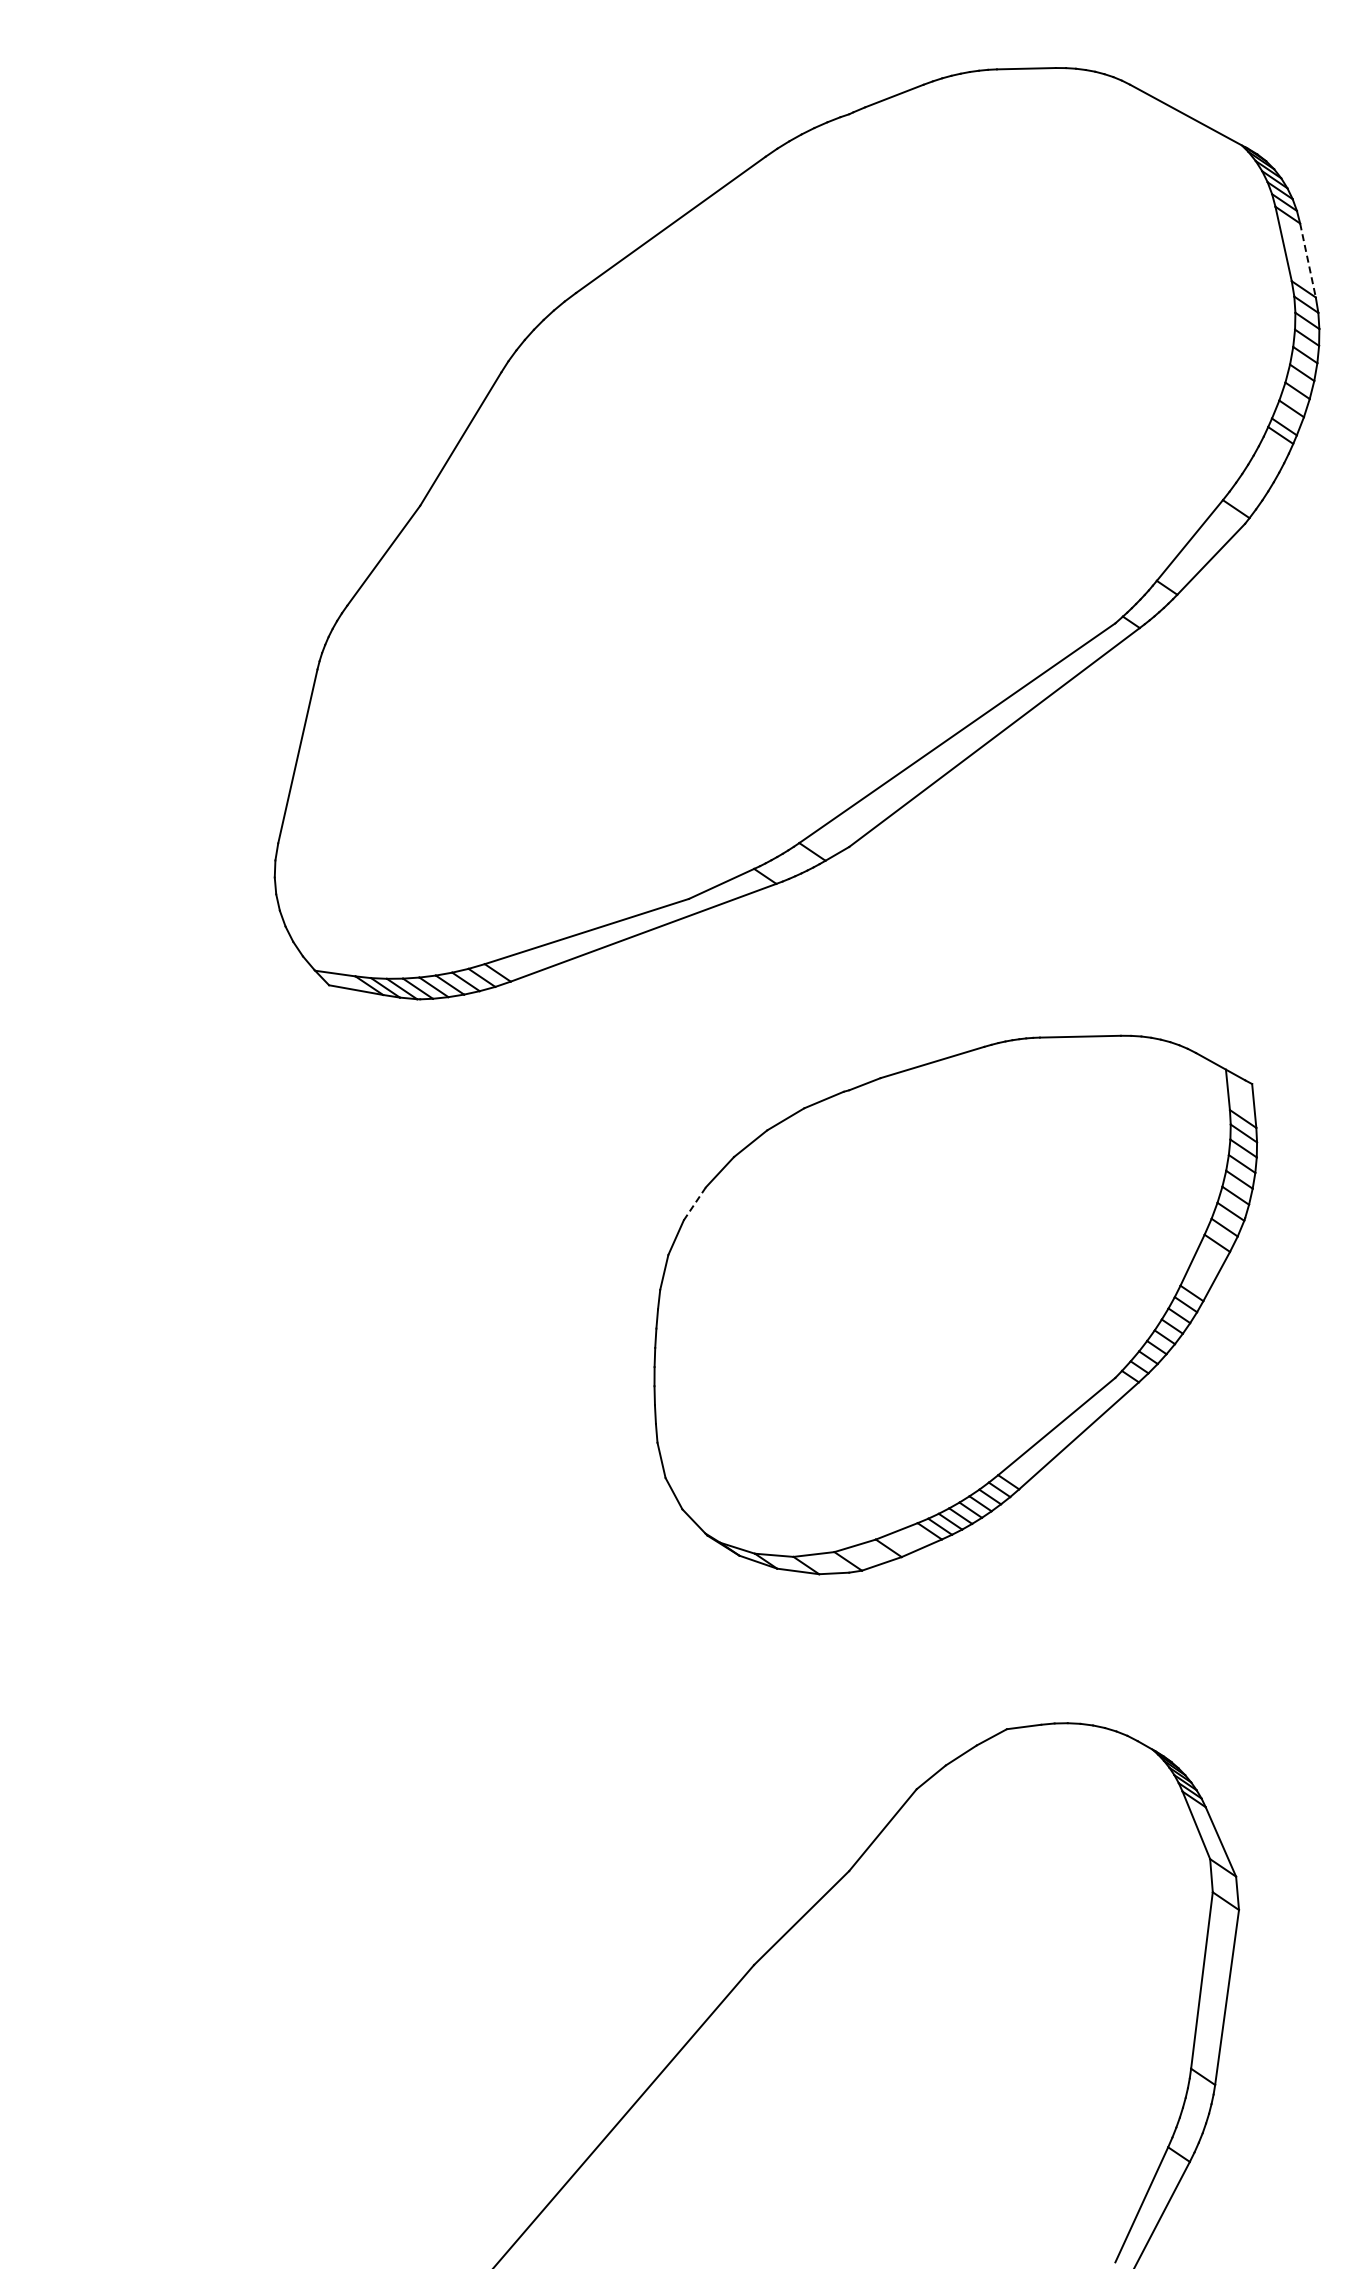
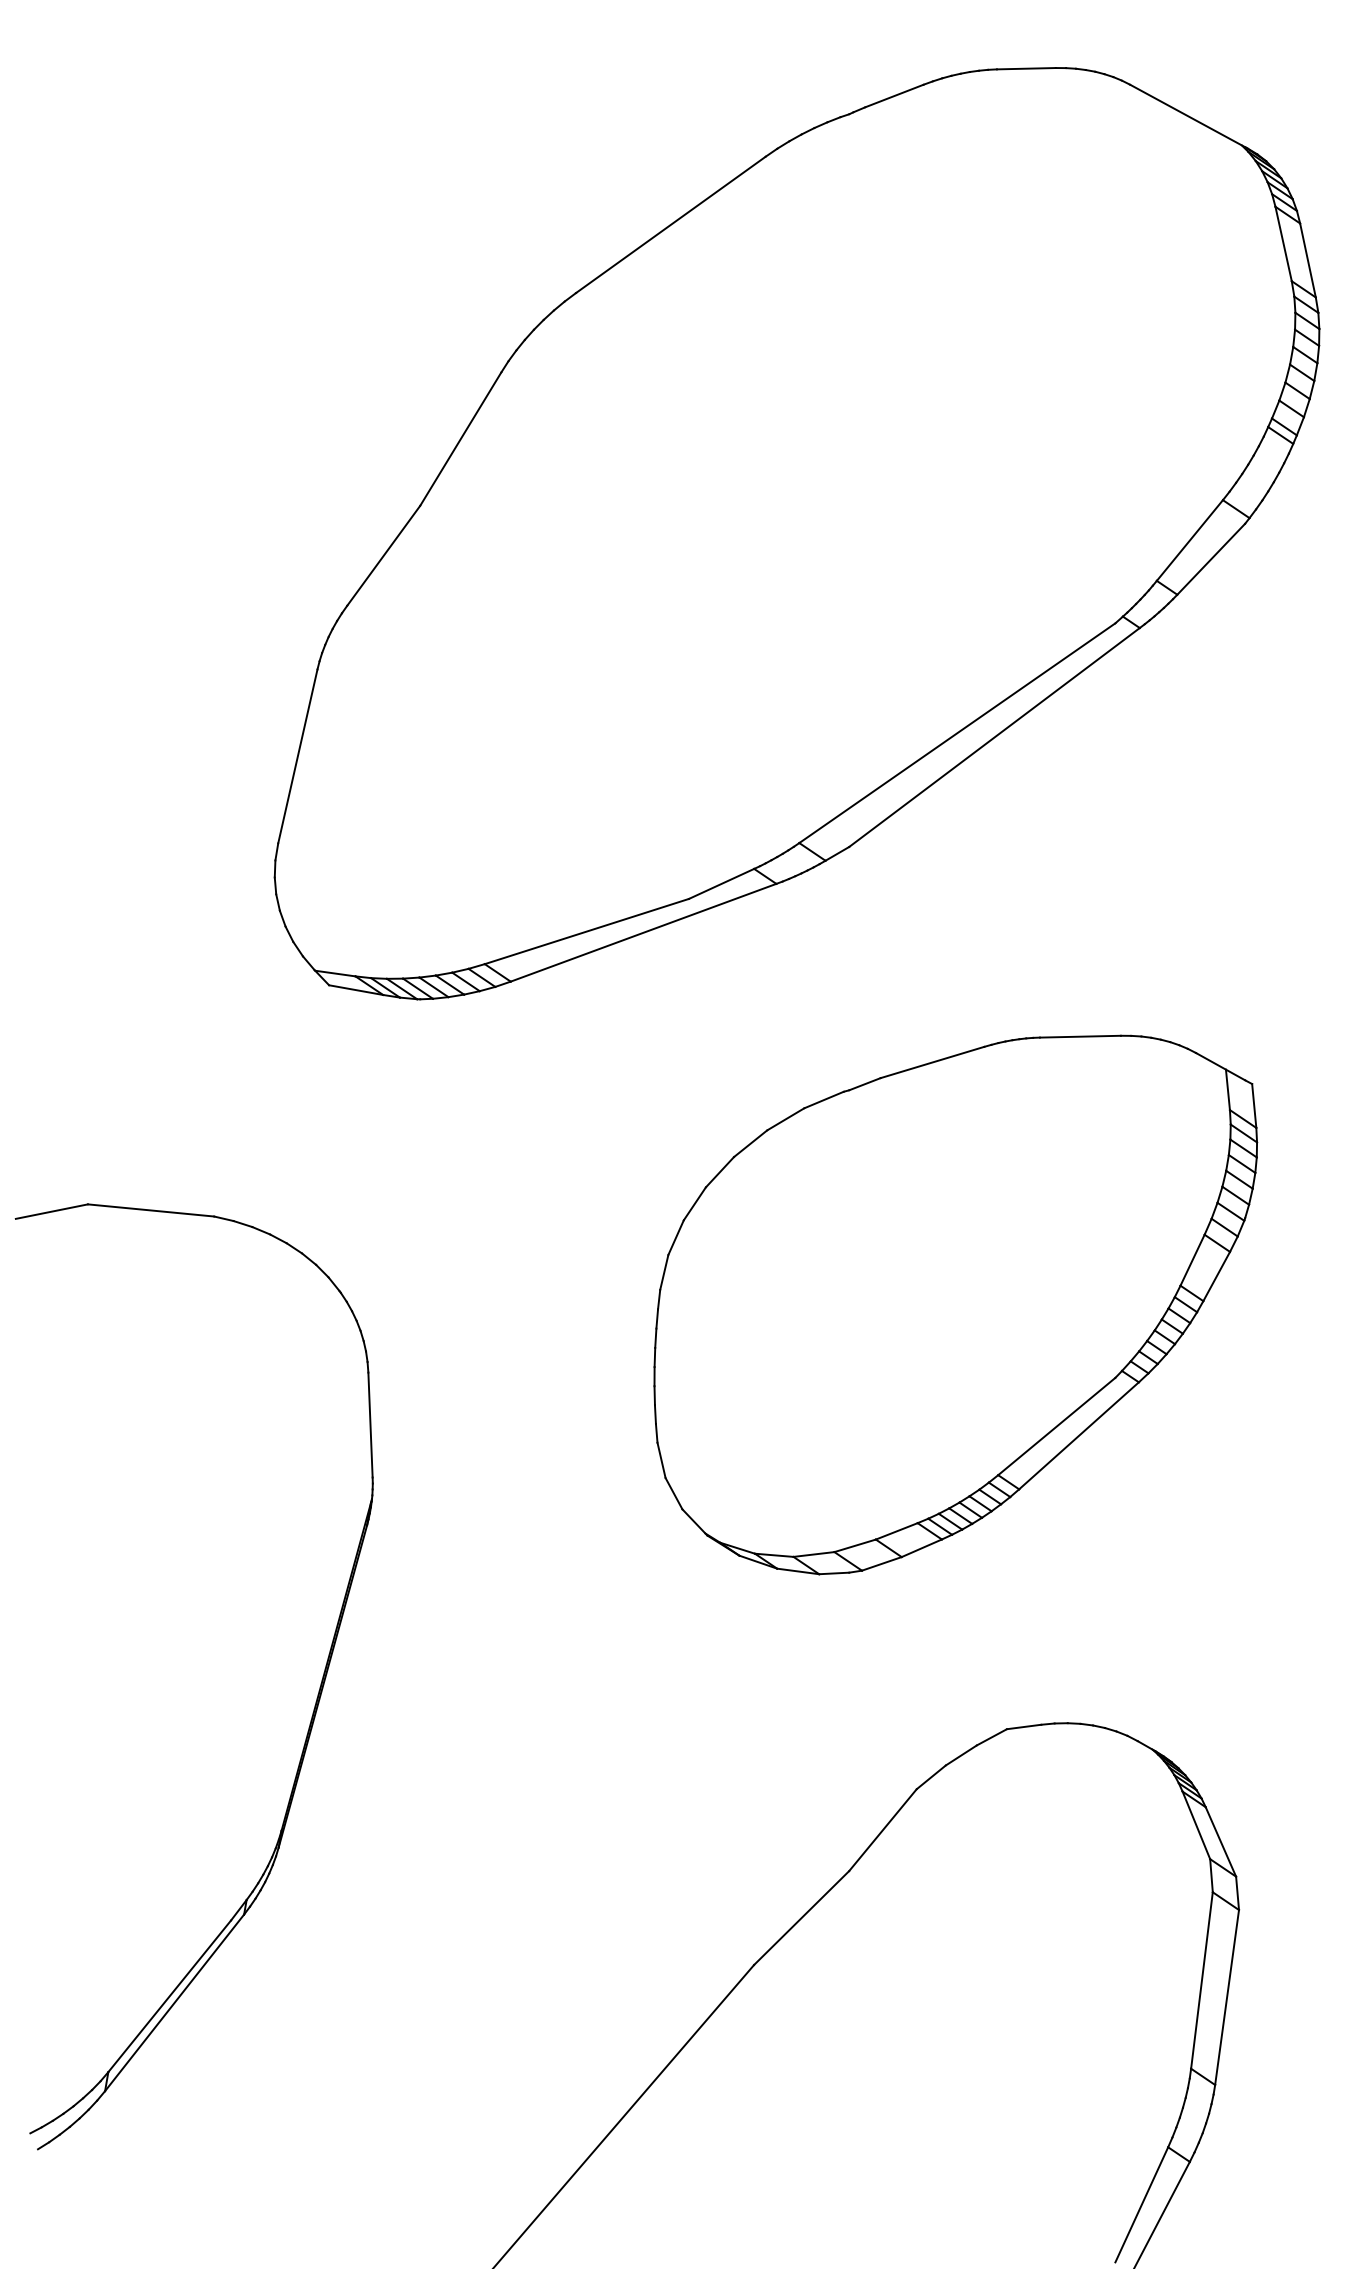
line: dashed -> solid (1307, 260)
line: dashed -> solid (694, 1203)
part: none -> present (312, 1712)
